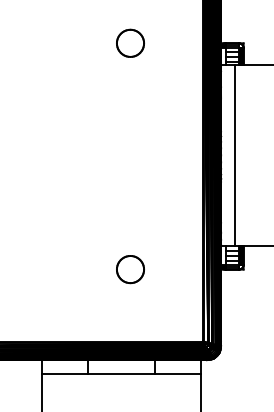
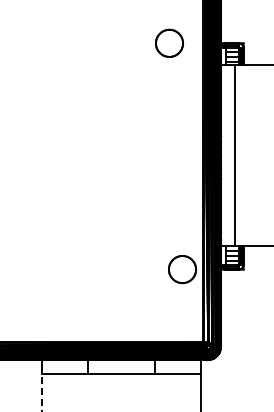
part position: (130, 42) -> (169, 42) (169, 42)
part position: (130, 269) -> (182, 269) (182, 269)
line: solid -> dashed (42, 392)
